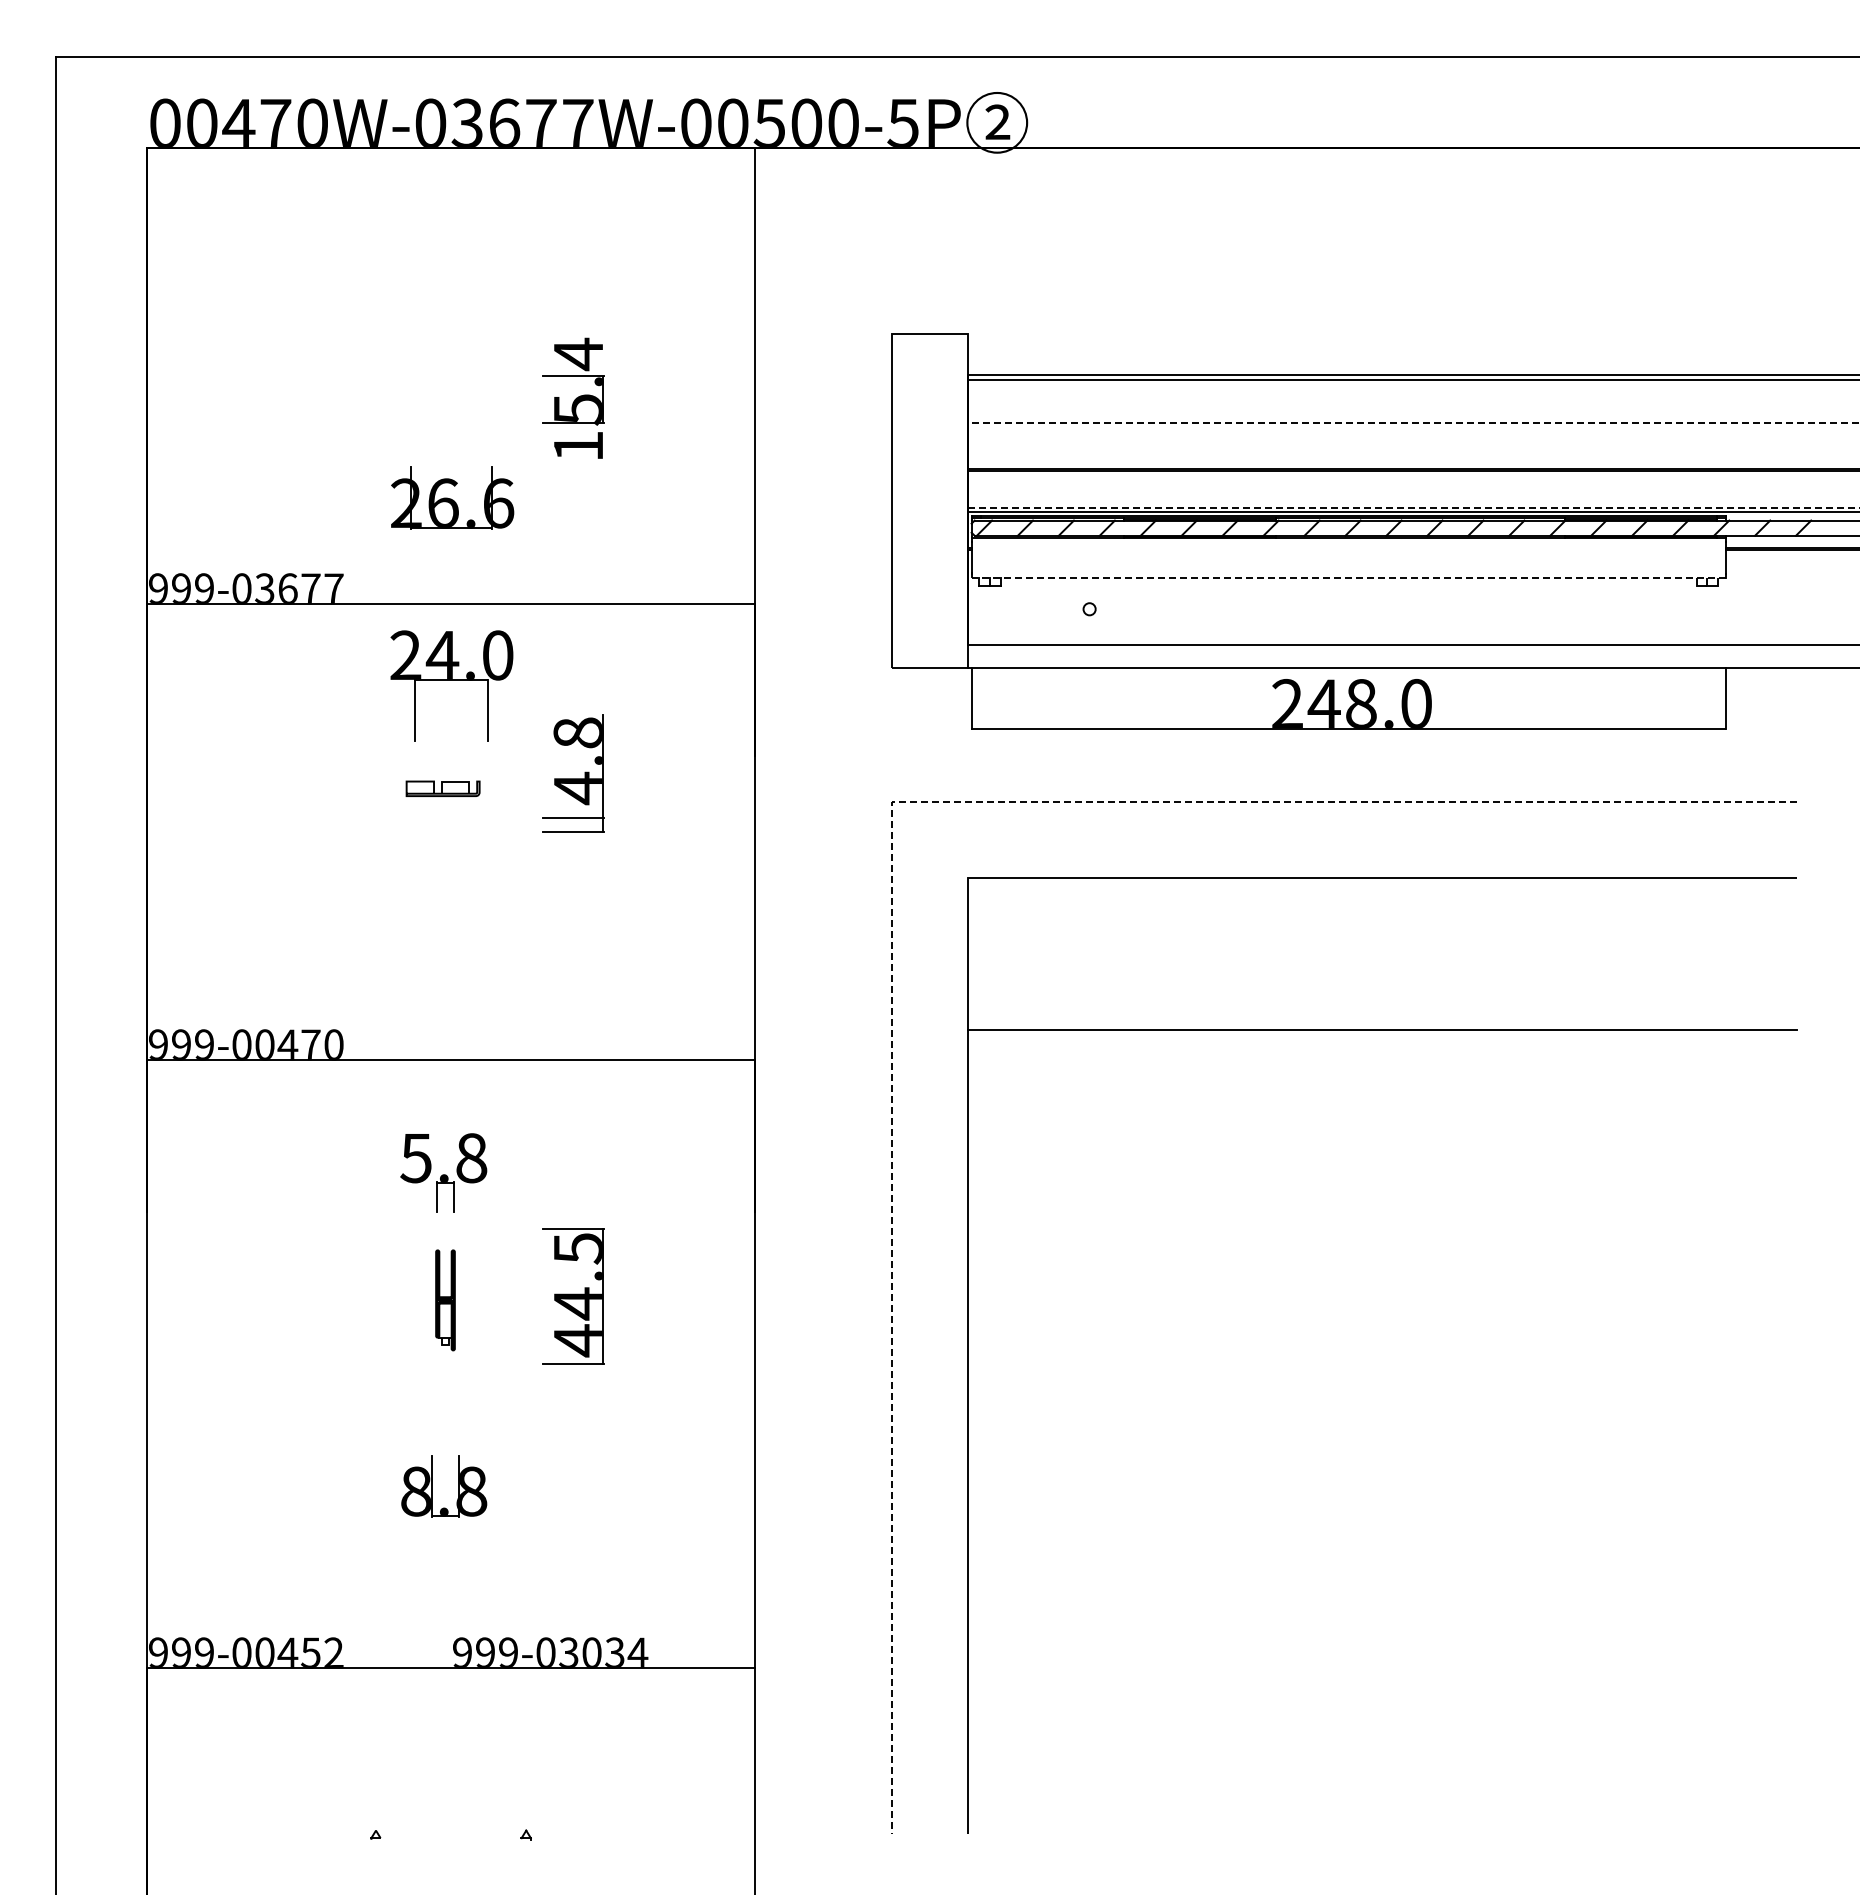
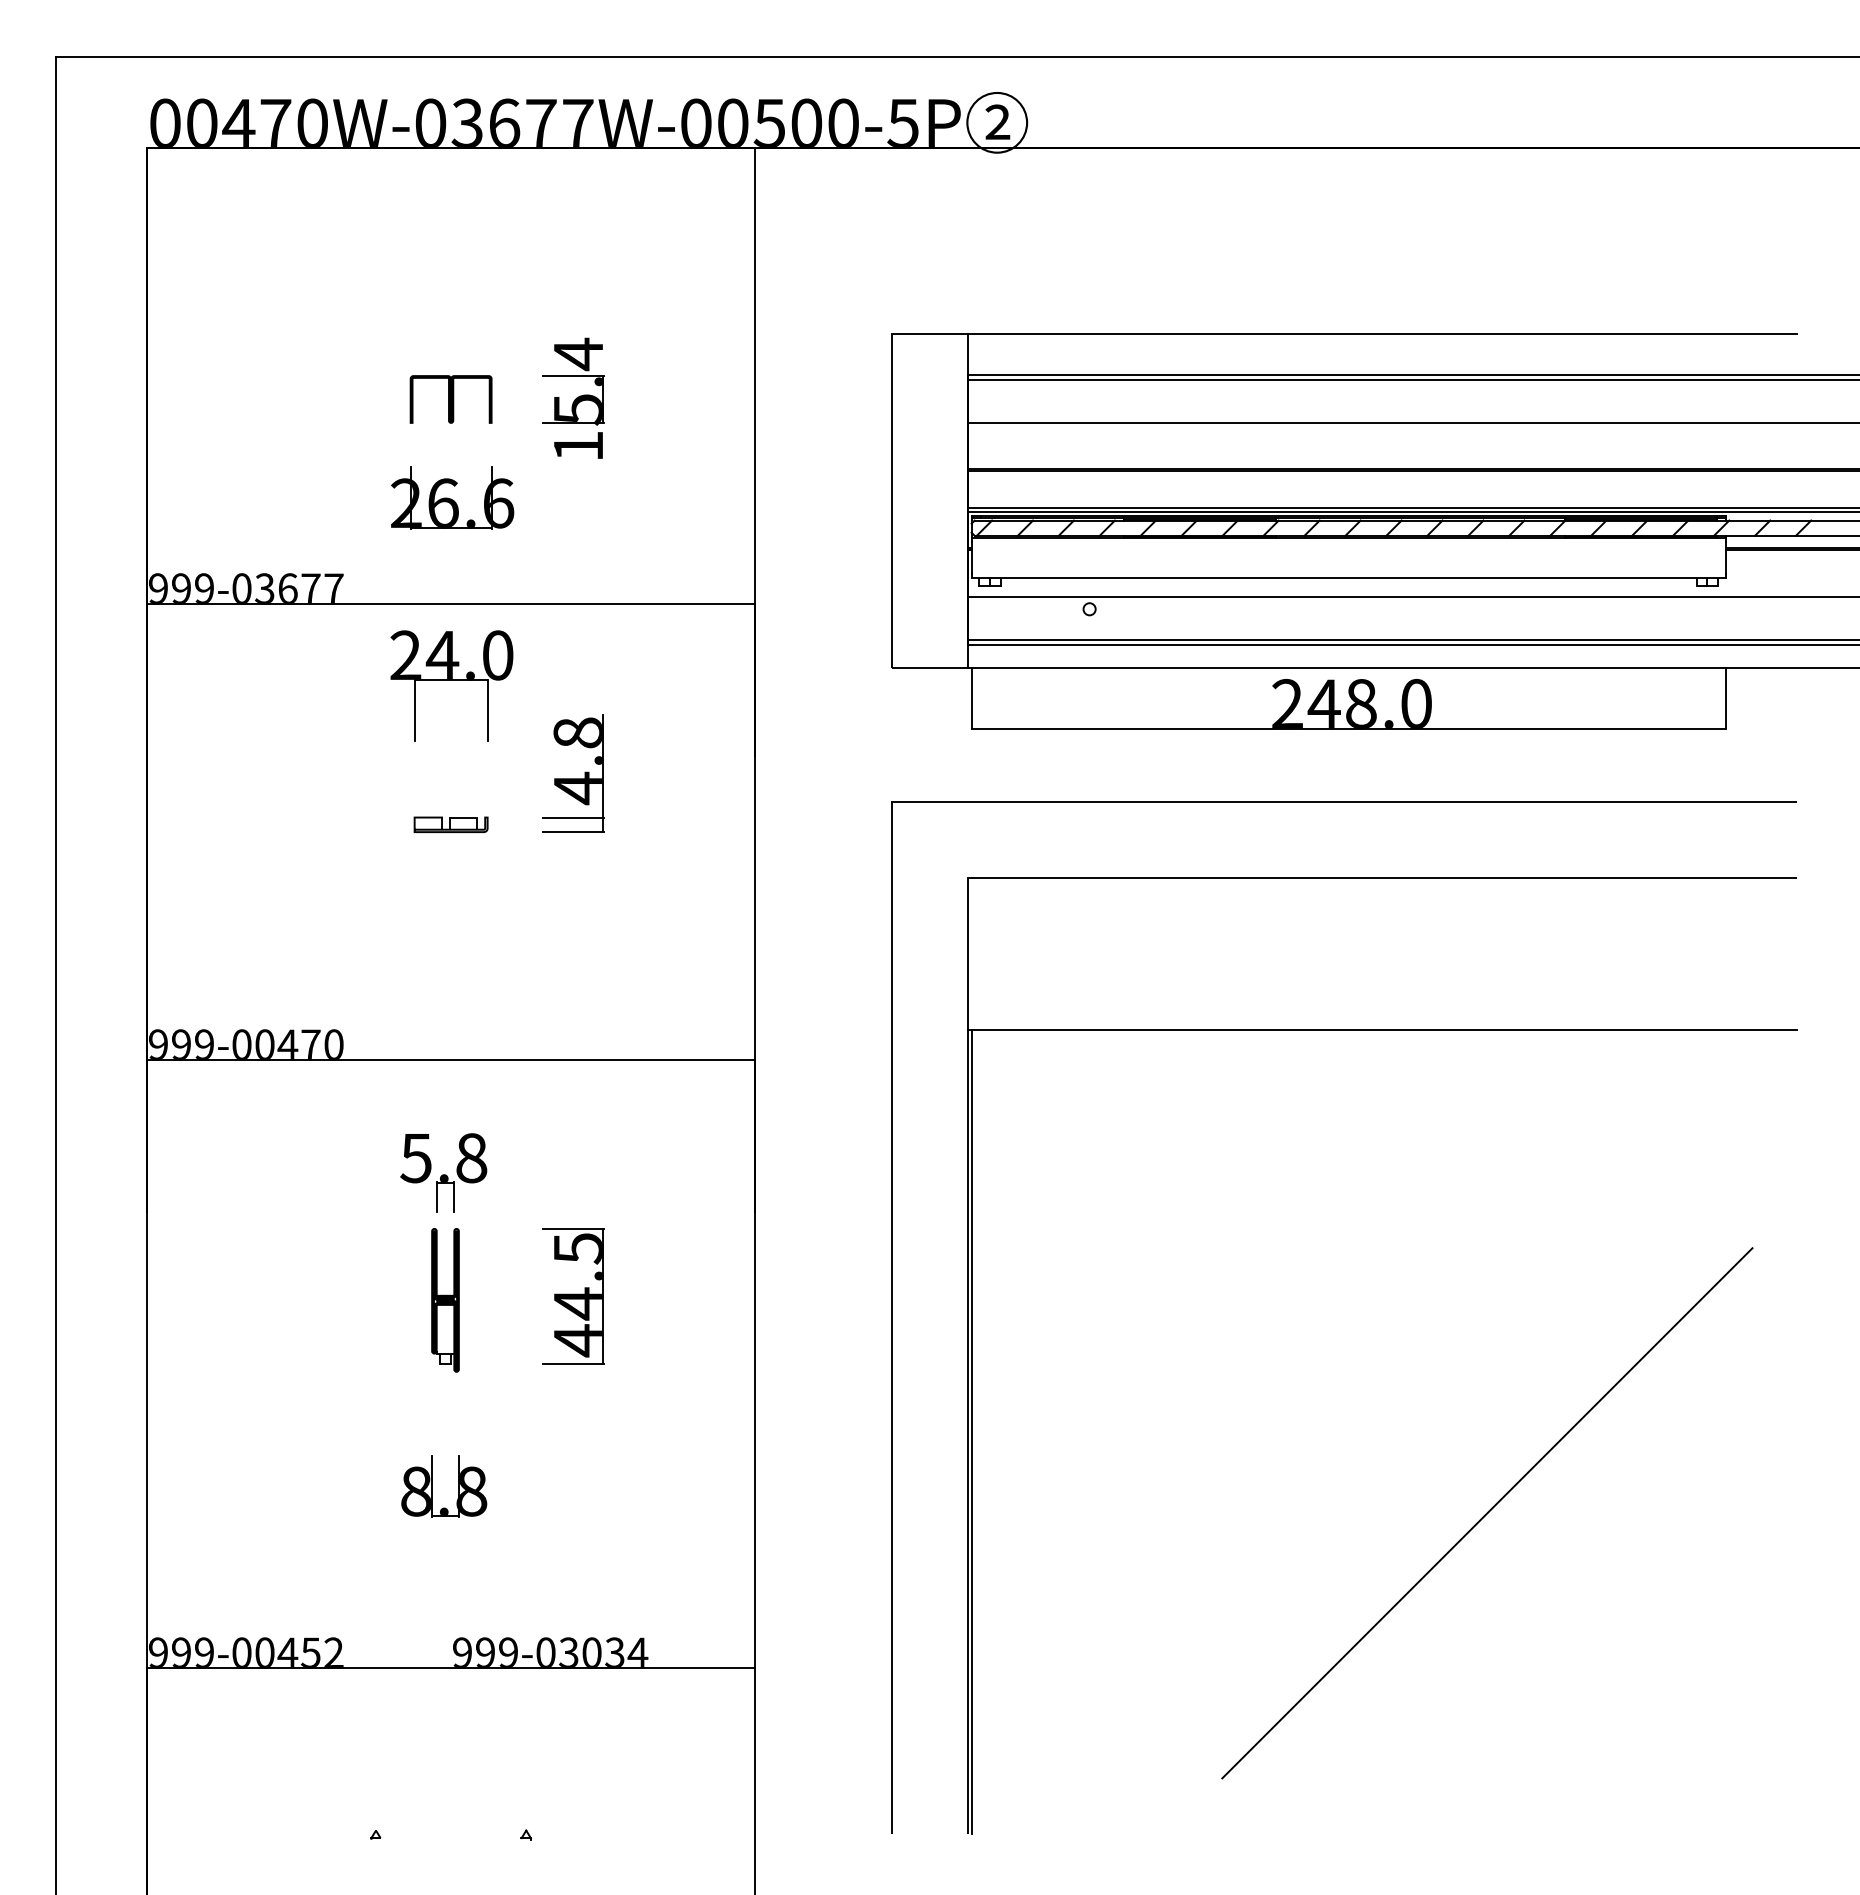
line: none -> present (1382, 333)
part: none -> present (450, 399)
line: dashed -> solid (1413, 422)
line: dashed -> solid (1413, 507)
line: dashed -> solid (1348, 577)
line: none -> present (1412, 597)
line: none -> present (1412, 639)
part position: (442, 788) -> (450, 824) (450, 824)
line: dashed -> solid (891, 865)
part size: 21x103 px -> 29x145 px (445, 1300)
line: none -> present (971, 1431)
line: none -> present (1487, 1513)
